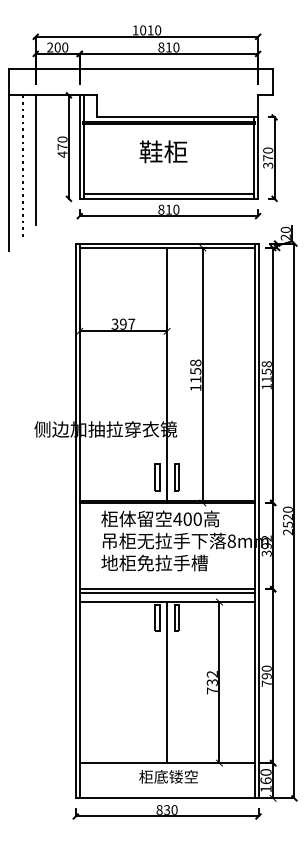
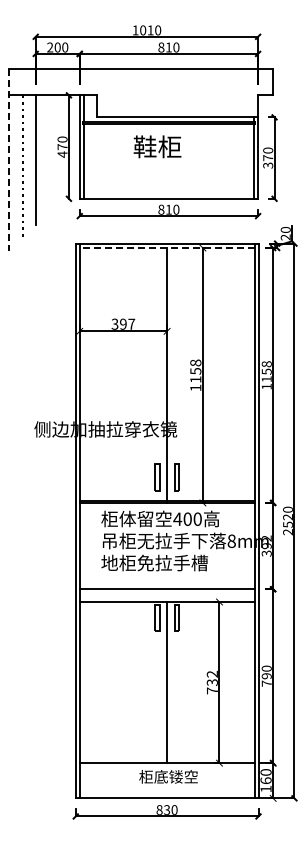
text position: (163, 151) -> (157, 146) (157, 146)
line: solid -> dashed (9, 160)
line: present -> none (168, 194)
line: solid -> dashed (166, 248)
line: present -> none (166, 593)
